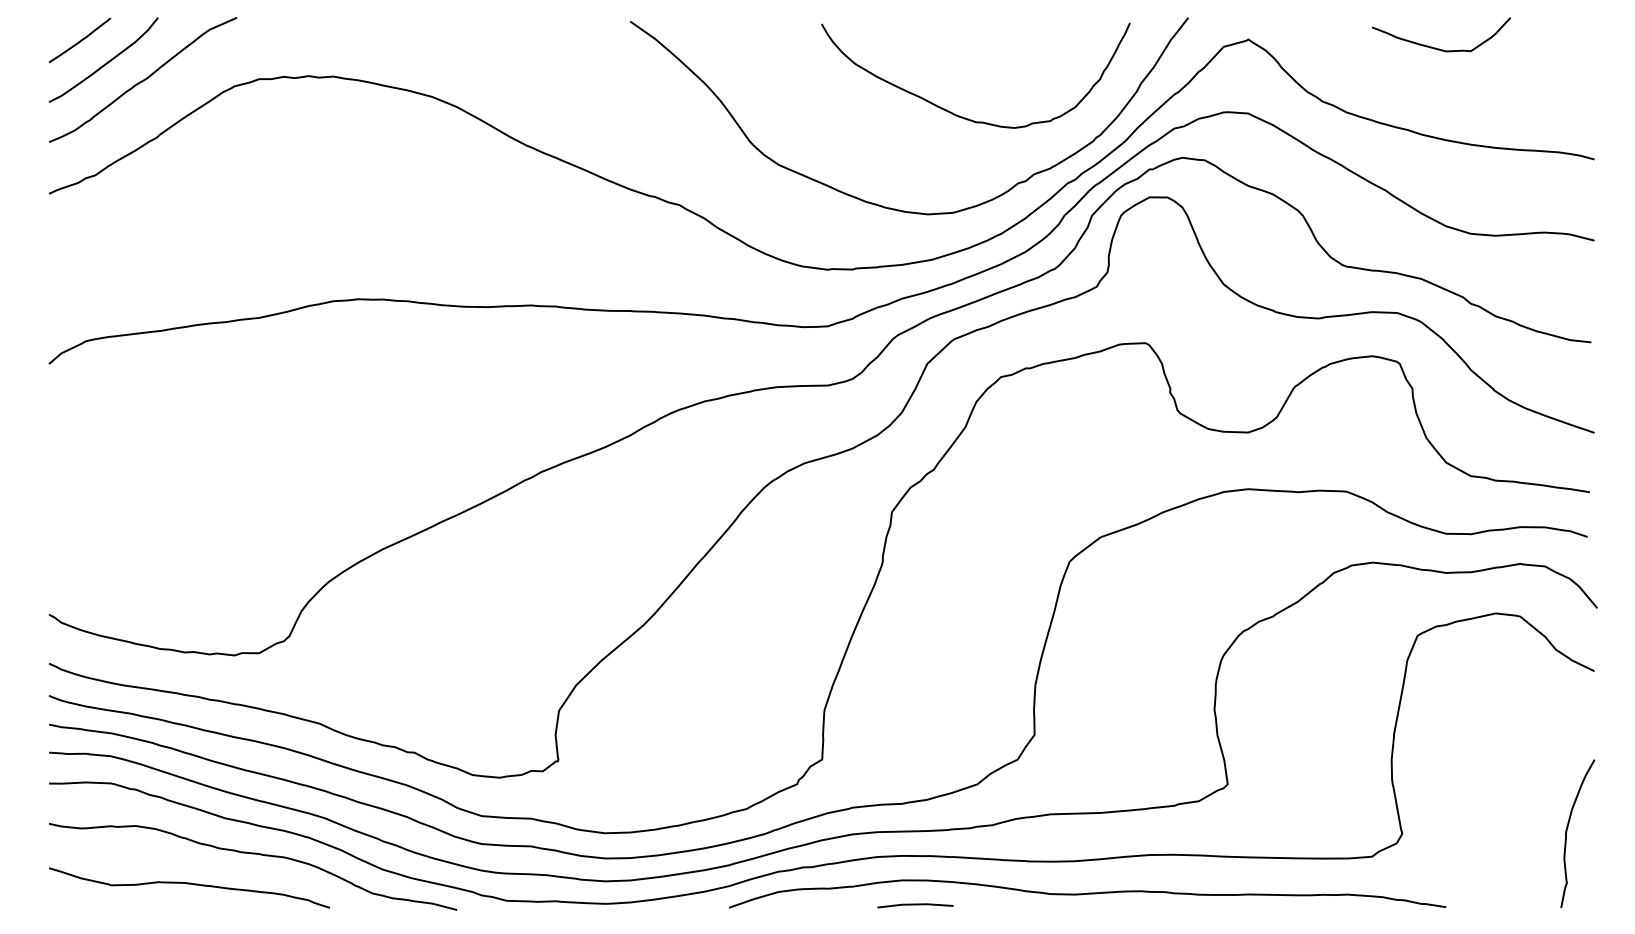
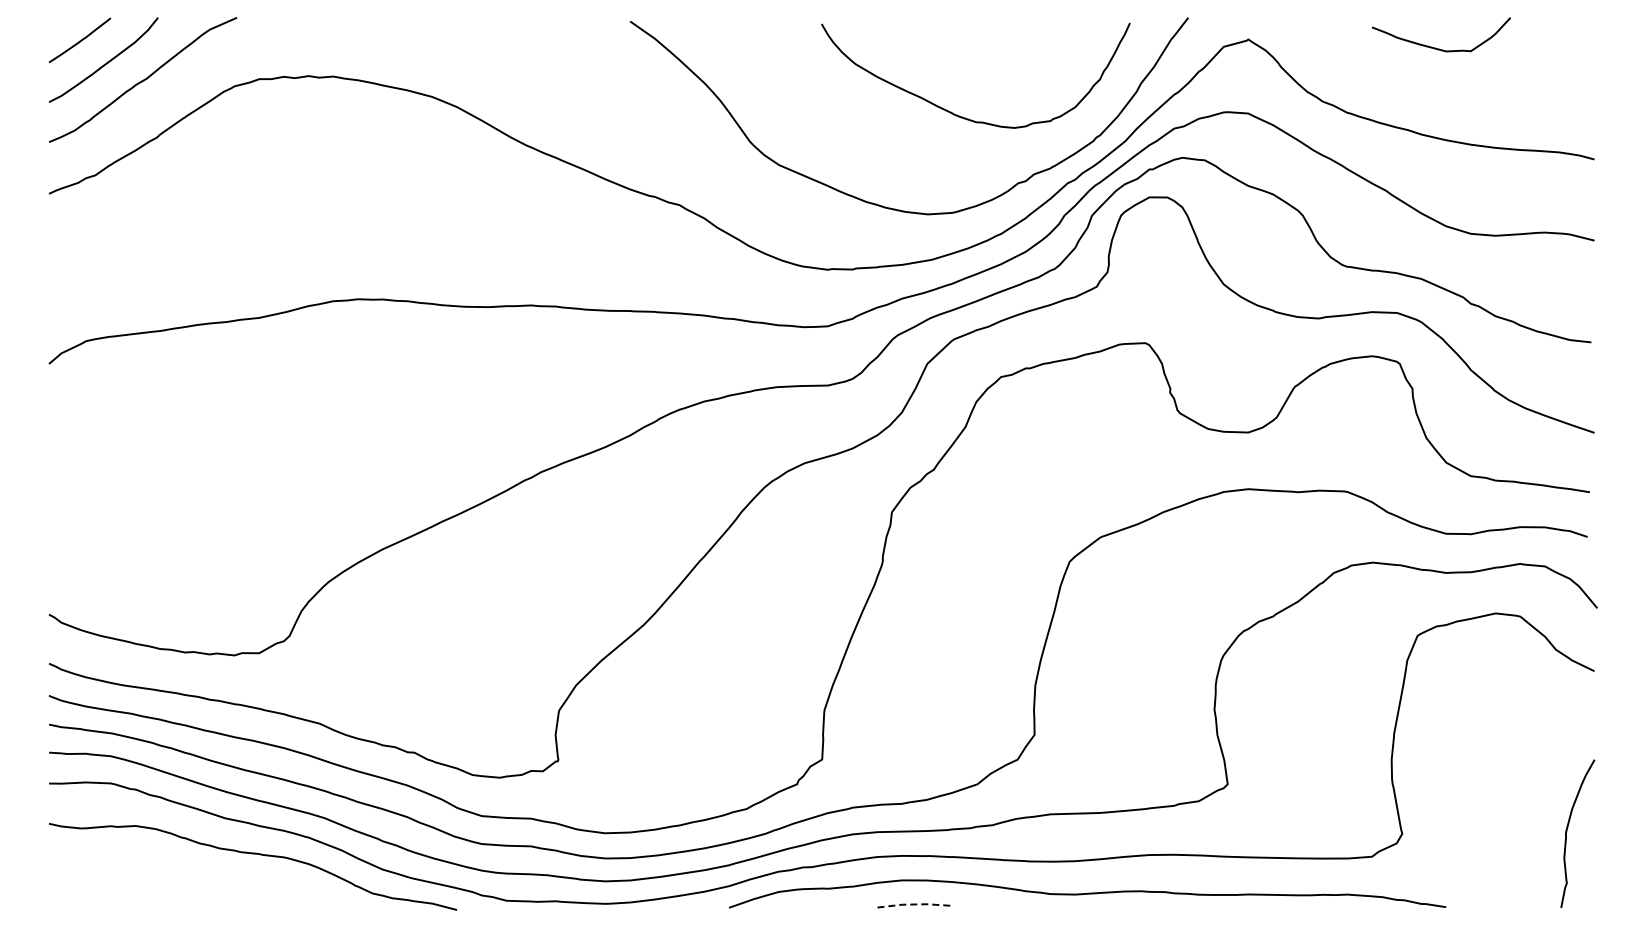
curve: present -> none (189, 884)
line: solid -> dashed (916, 904)
